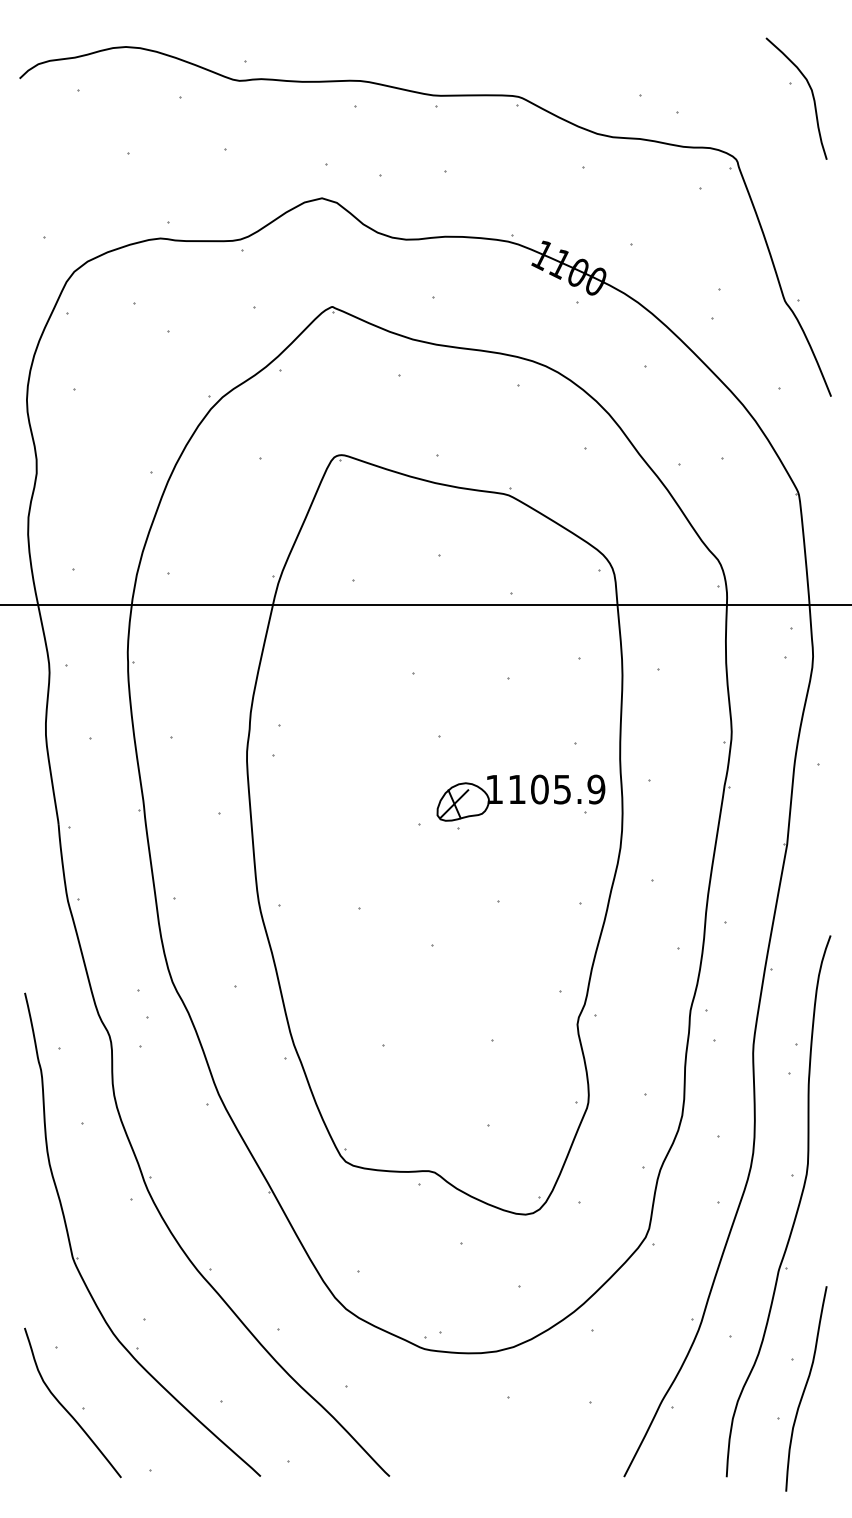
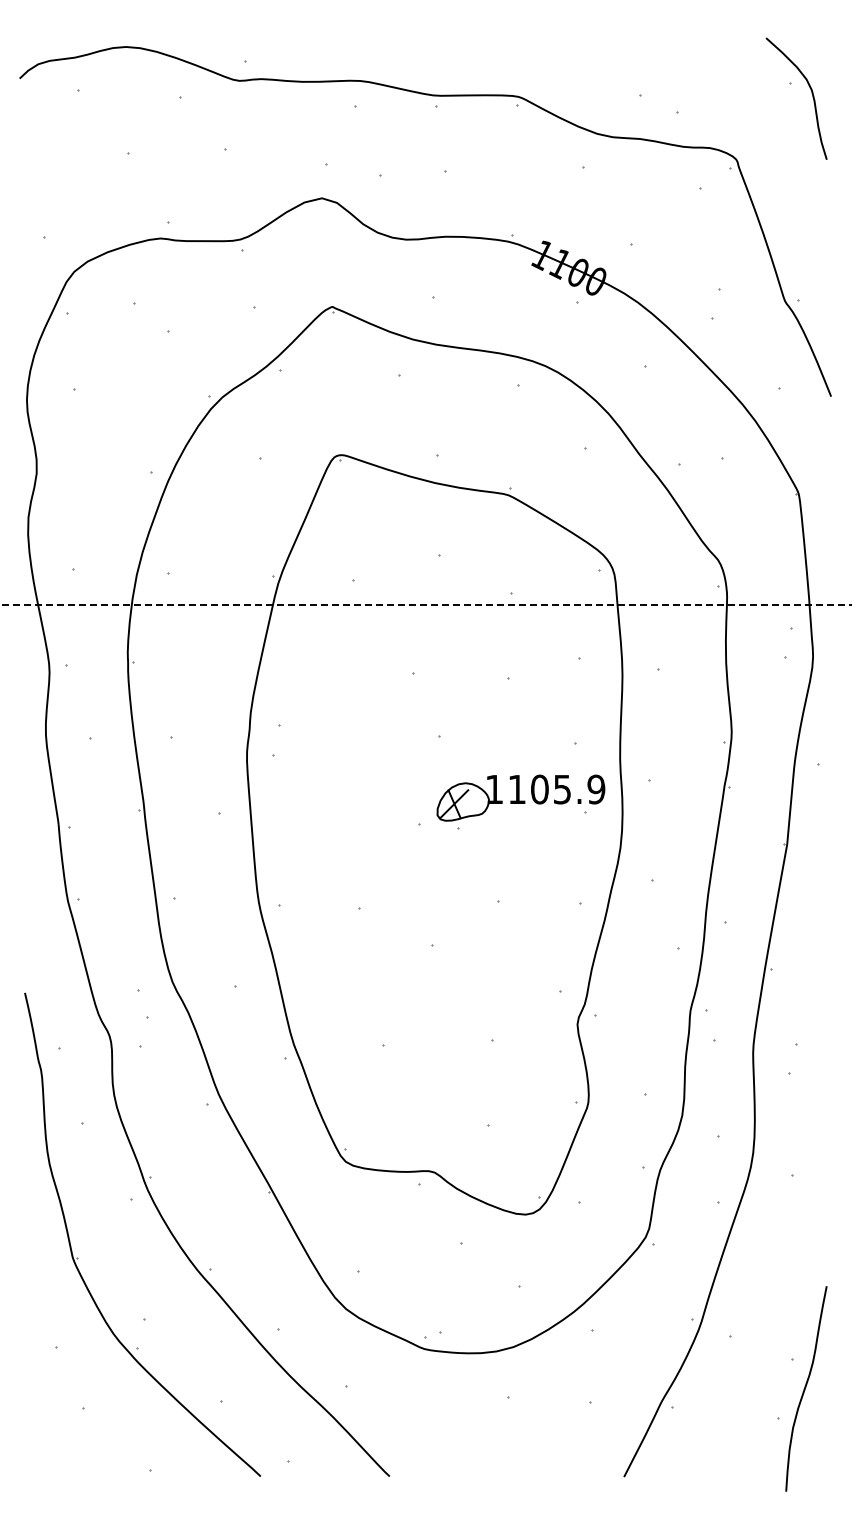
line: solid -> dashed (425, 605)
part: present -> none (796, 1209)
curve: present -> none (65, 1407)
